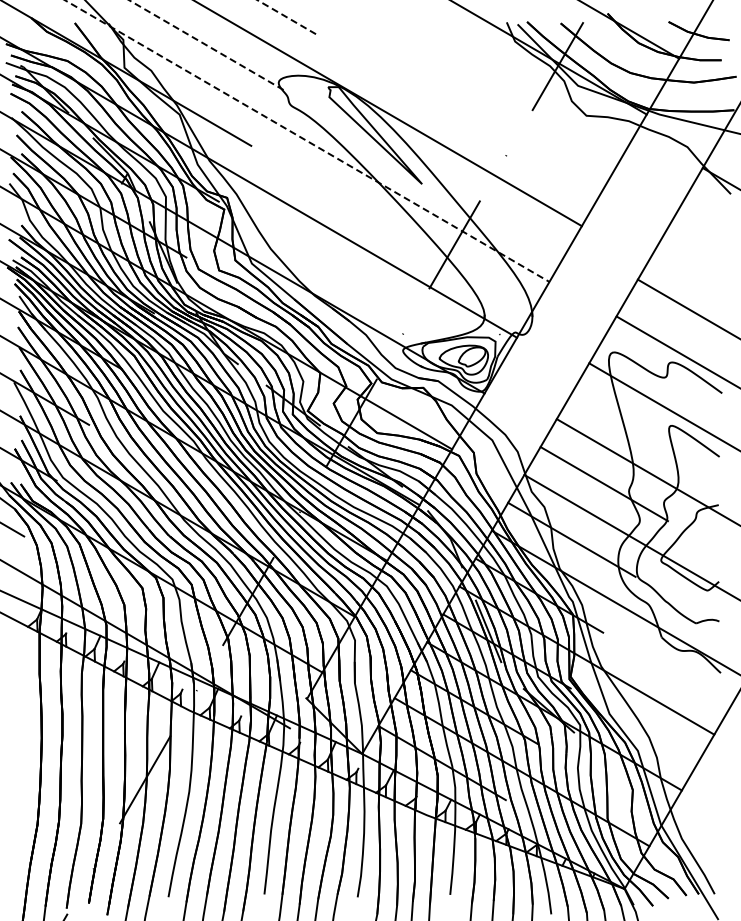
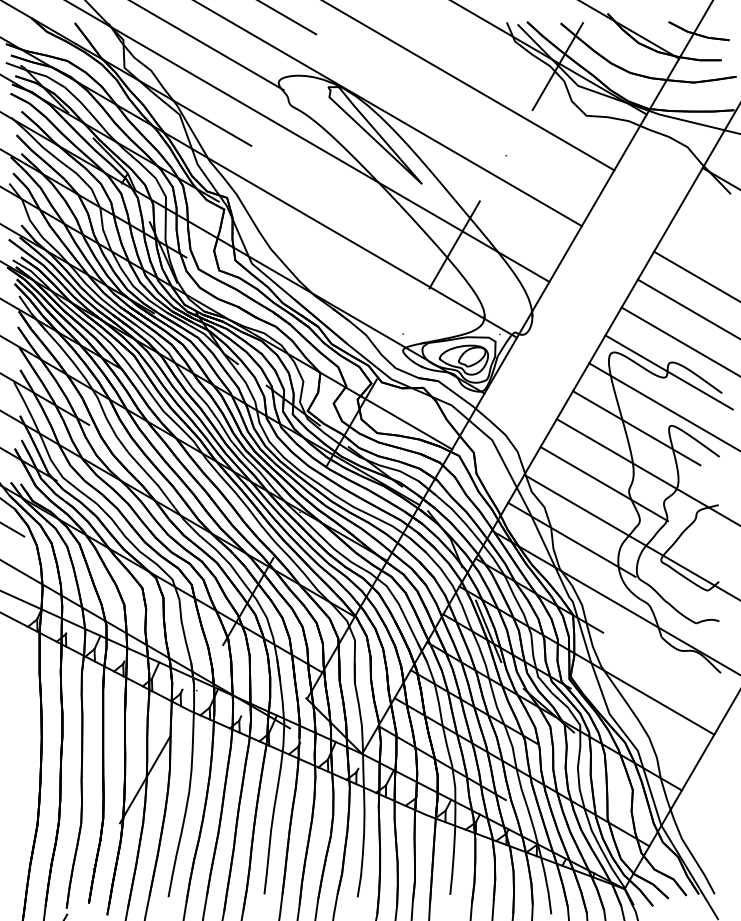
line: dashed -> solid (286, 17)
line: dashed -> solid (206, 45)
line: none -> present (469, 86)
line: dashed -> solid (307, 141)
line: none -> present (695, 275)
line position: (676, 351) -> (679, 341) (679, 341)
line: none -> present (668, 372)
line: none -> present (636, 428)
